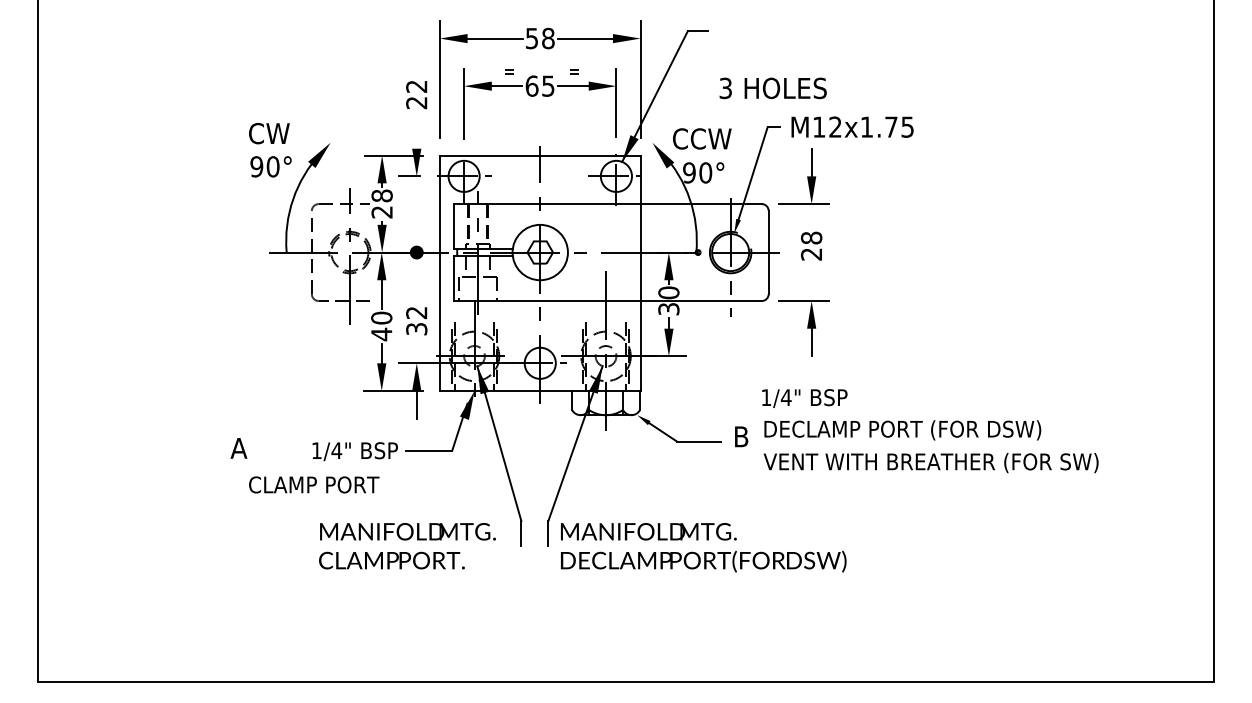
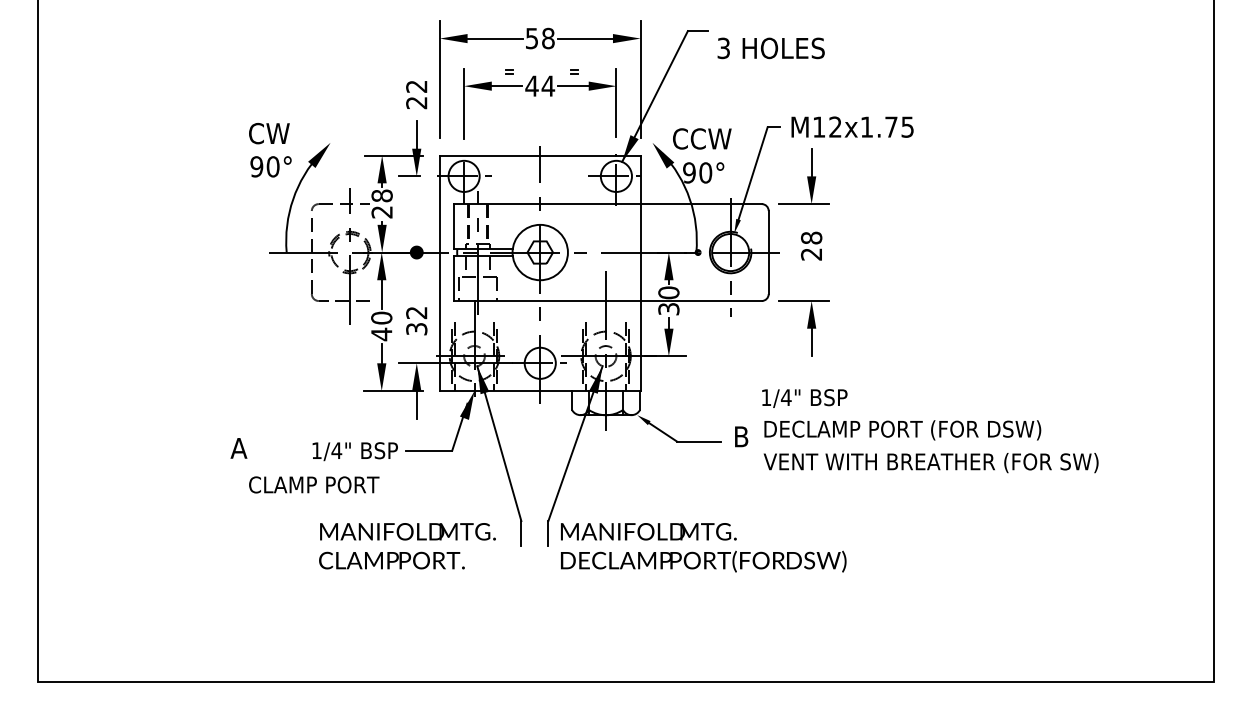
text: 65 -> 44 (540, 85)
text position: (772, 88) -> (770, 48) (770, 48)
line: none -> present (416, 134)
